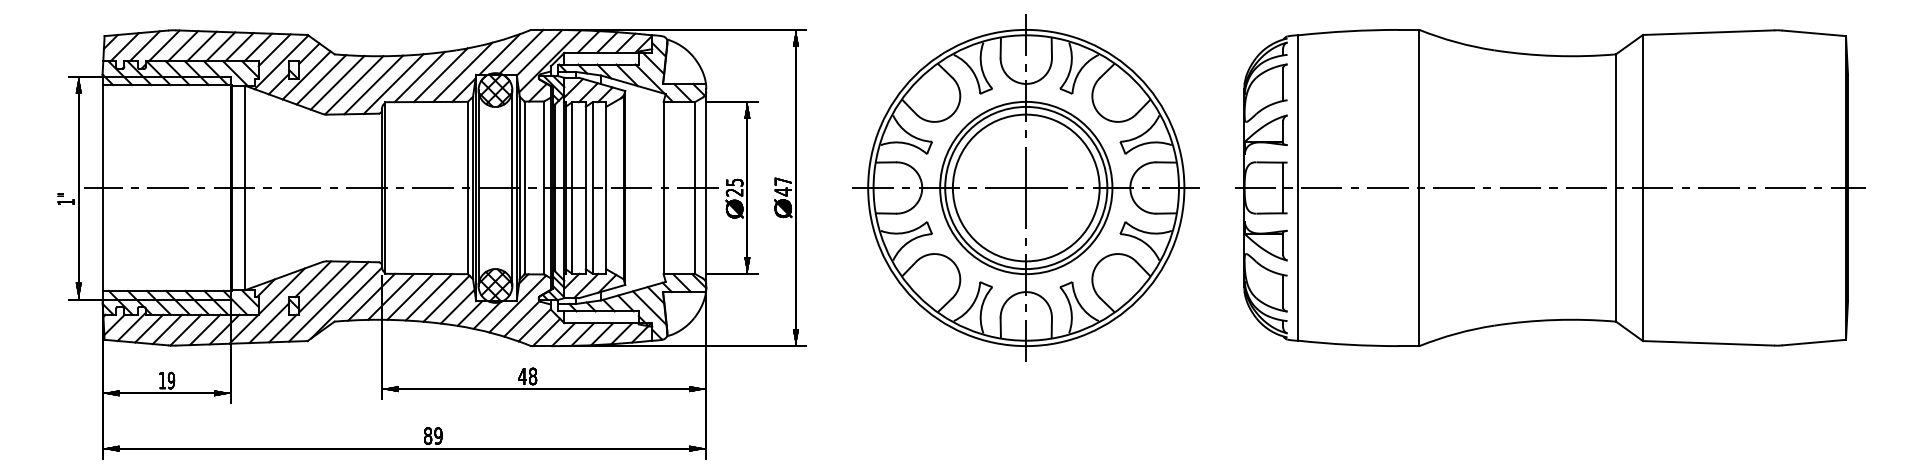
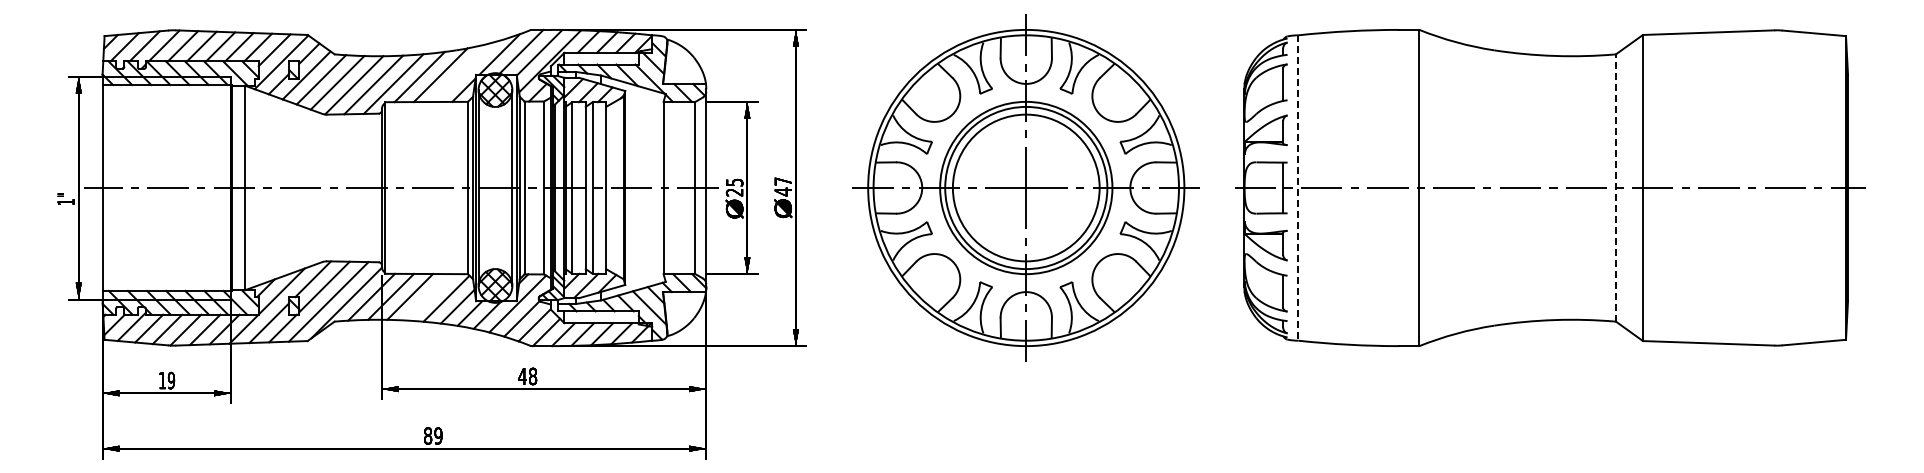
line: present -> none (462, 72)
line: solid -> dashed (1615, 187)
line: solid -> dashed (1298, 188)
line: present -> none (428, 297)
